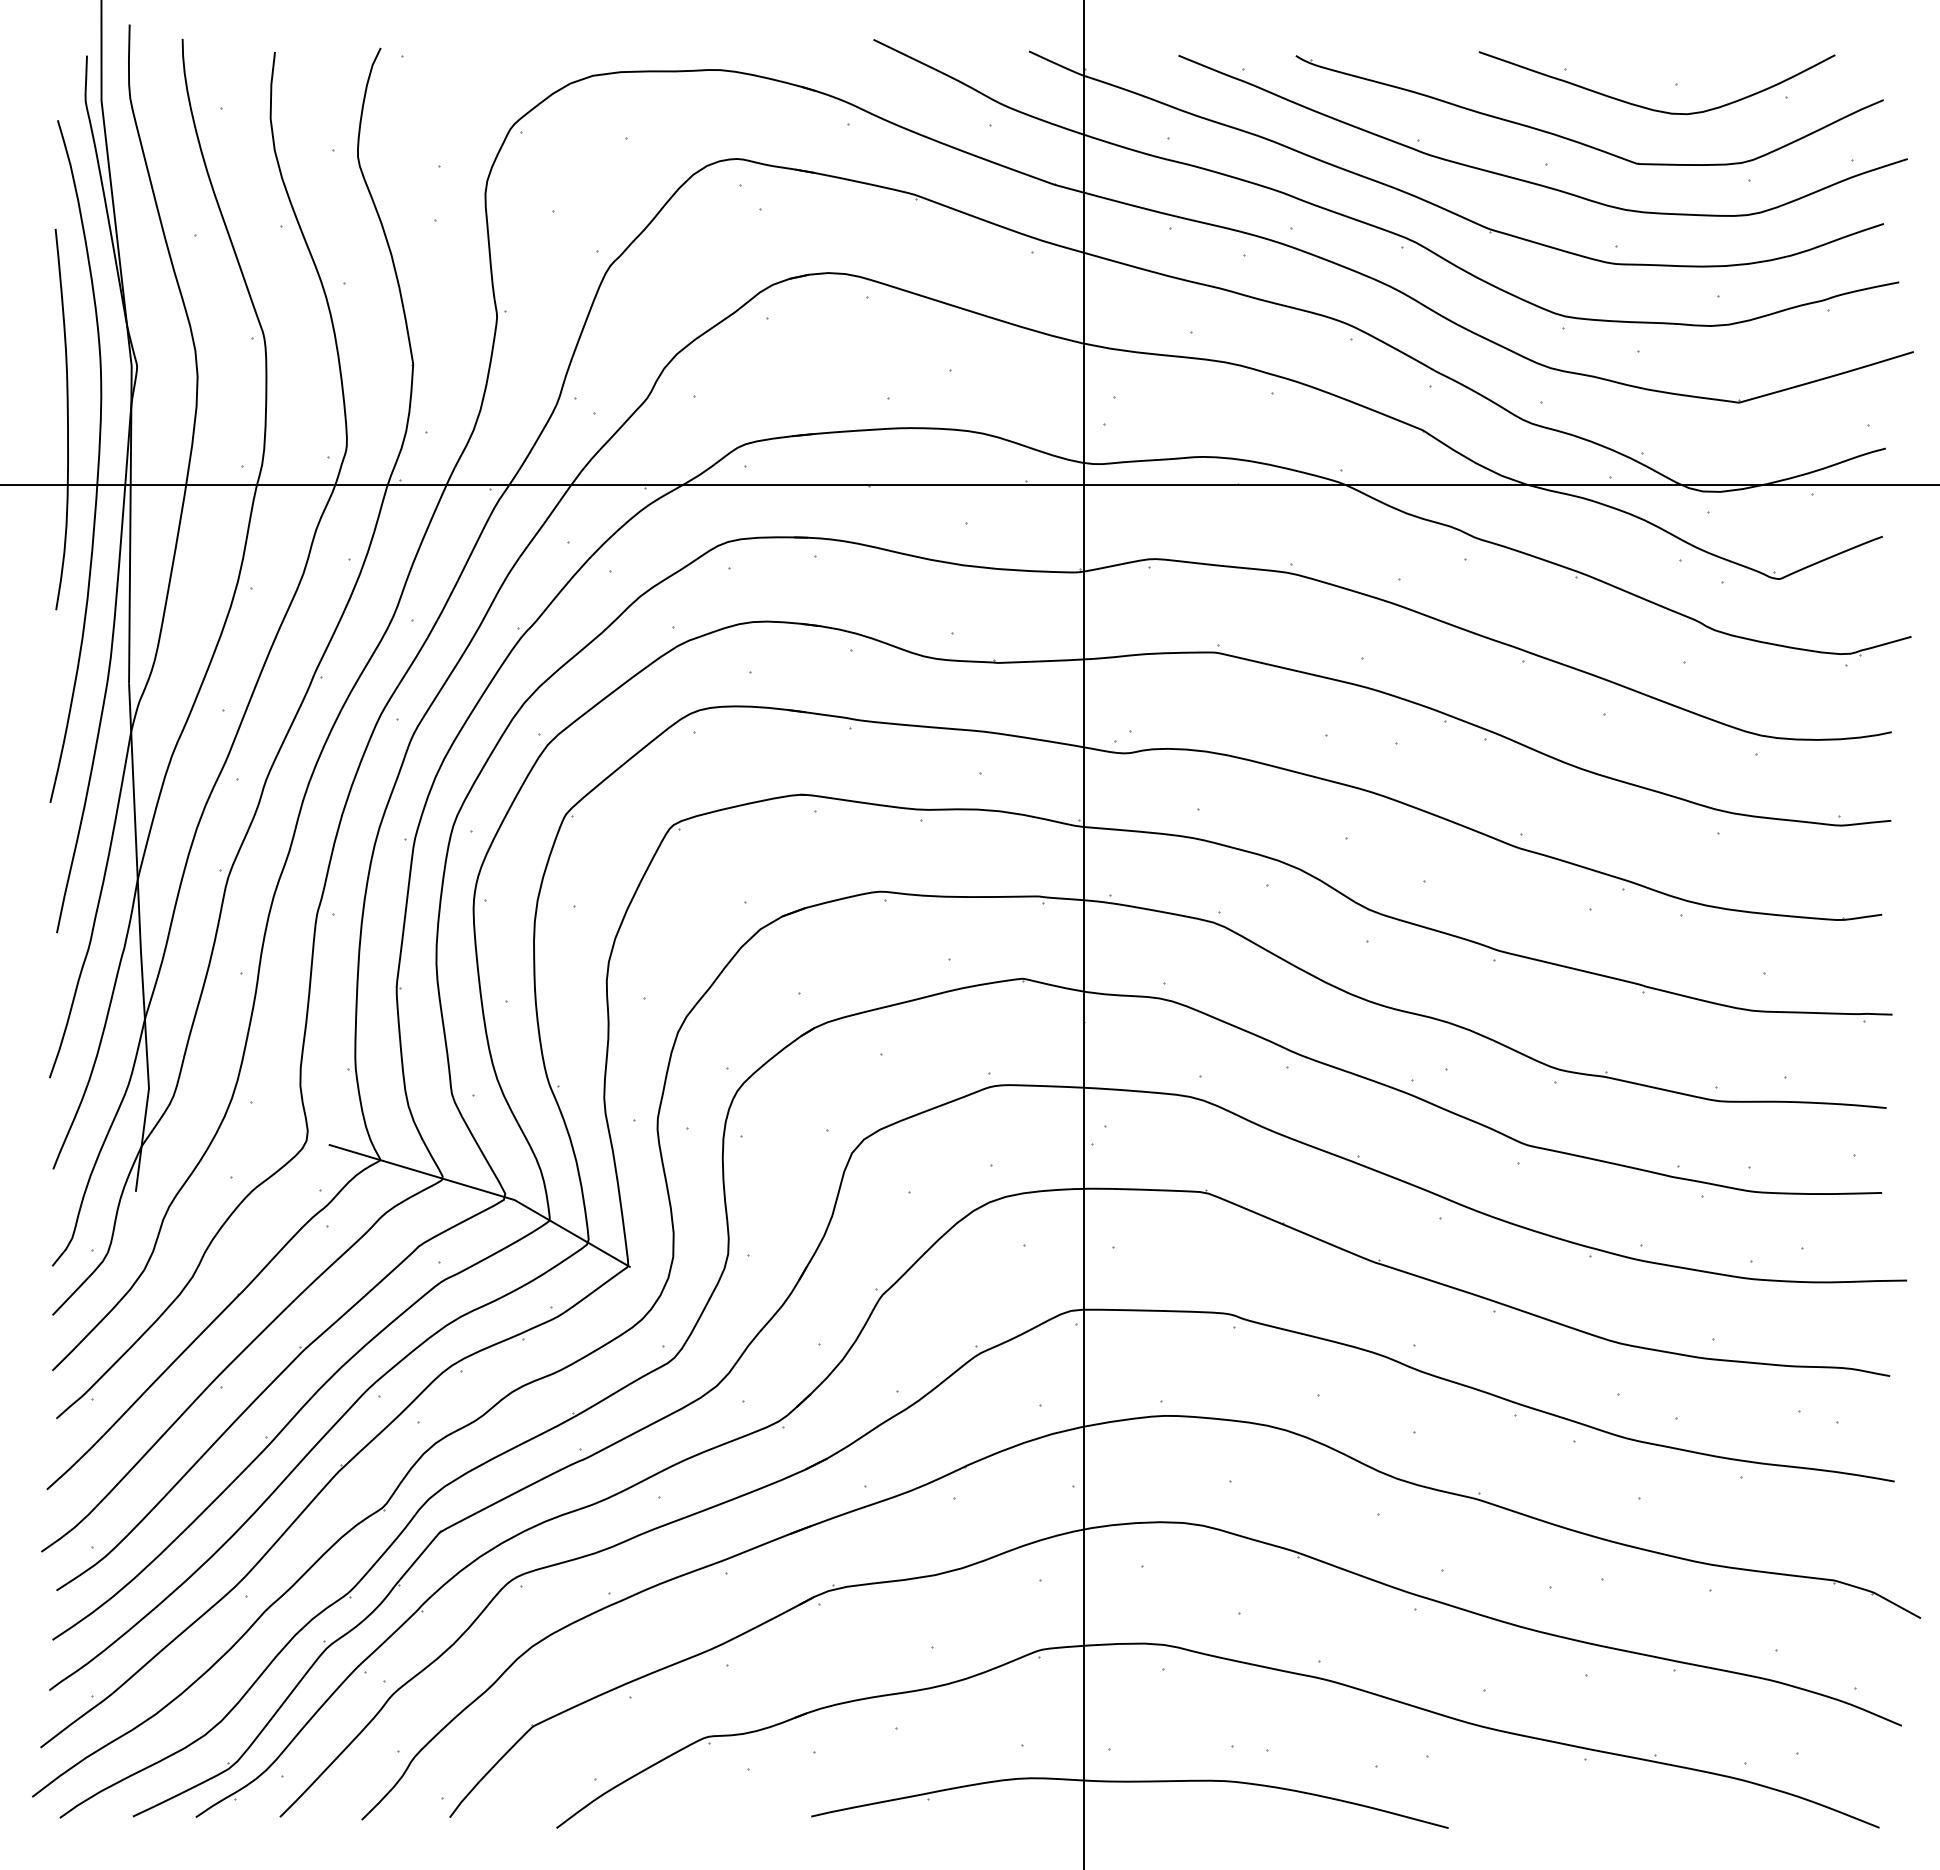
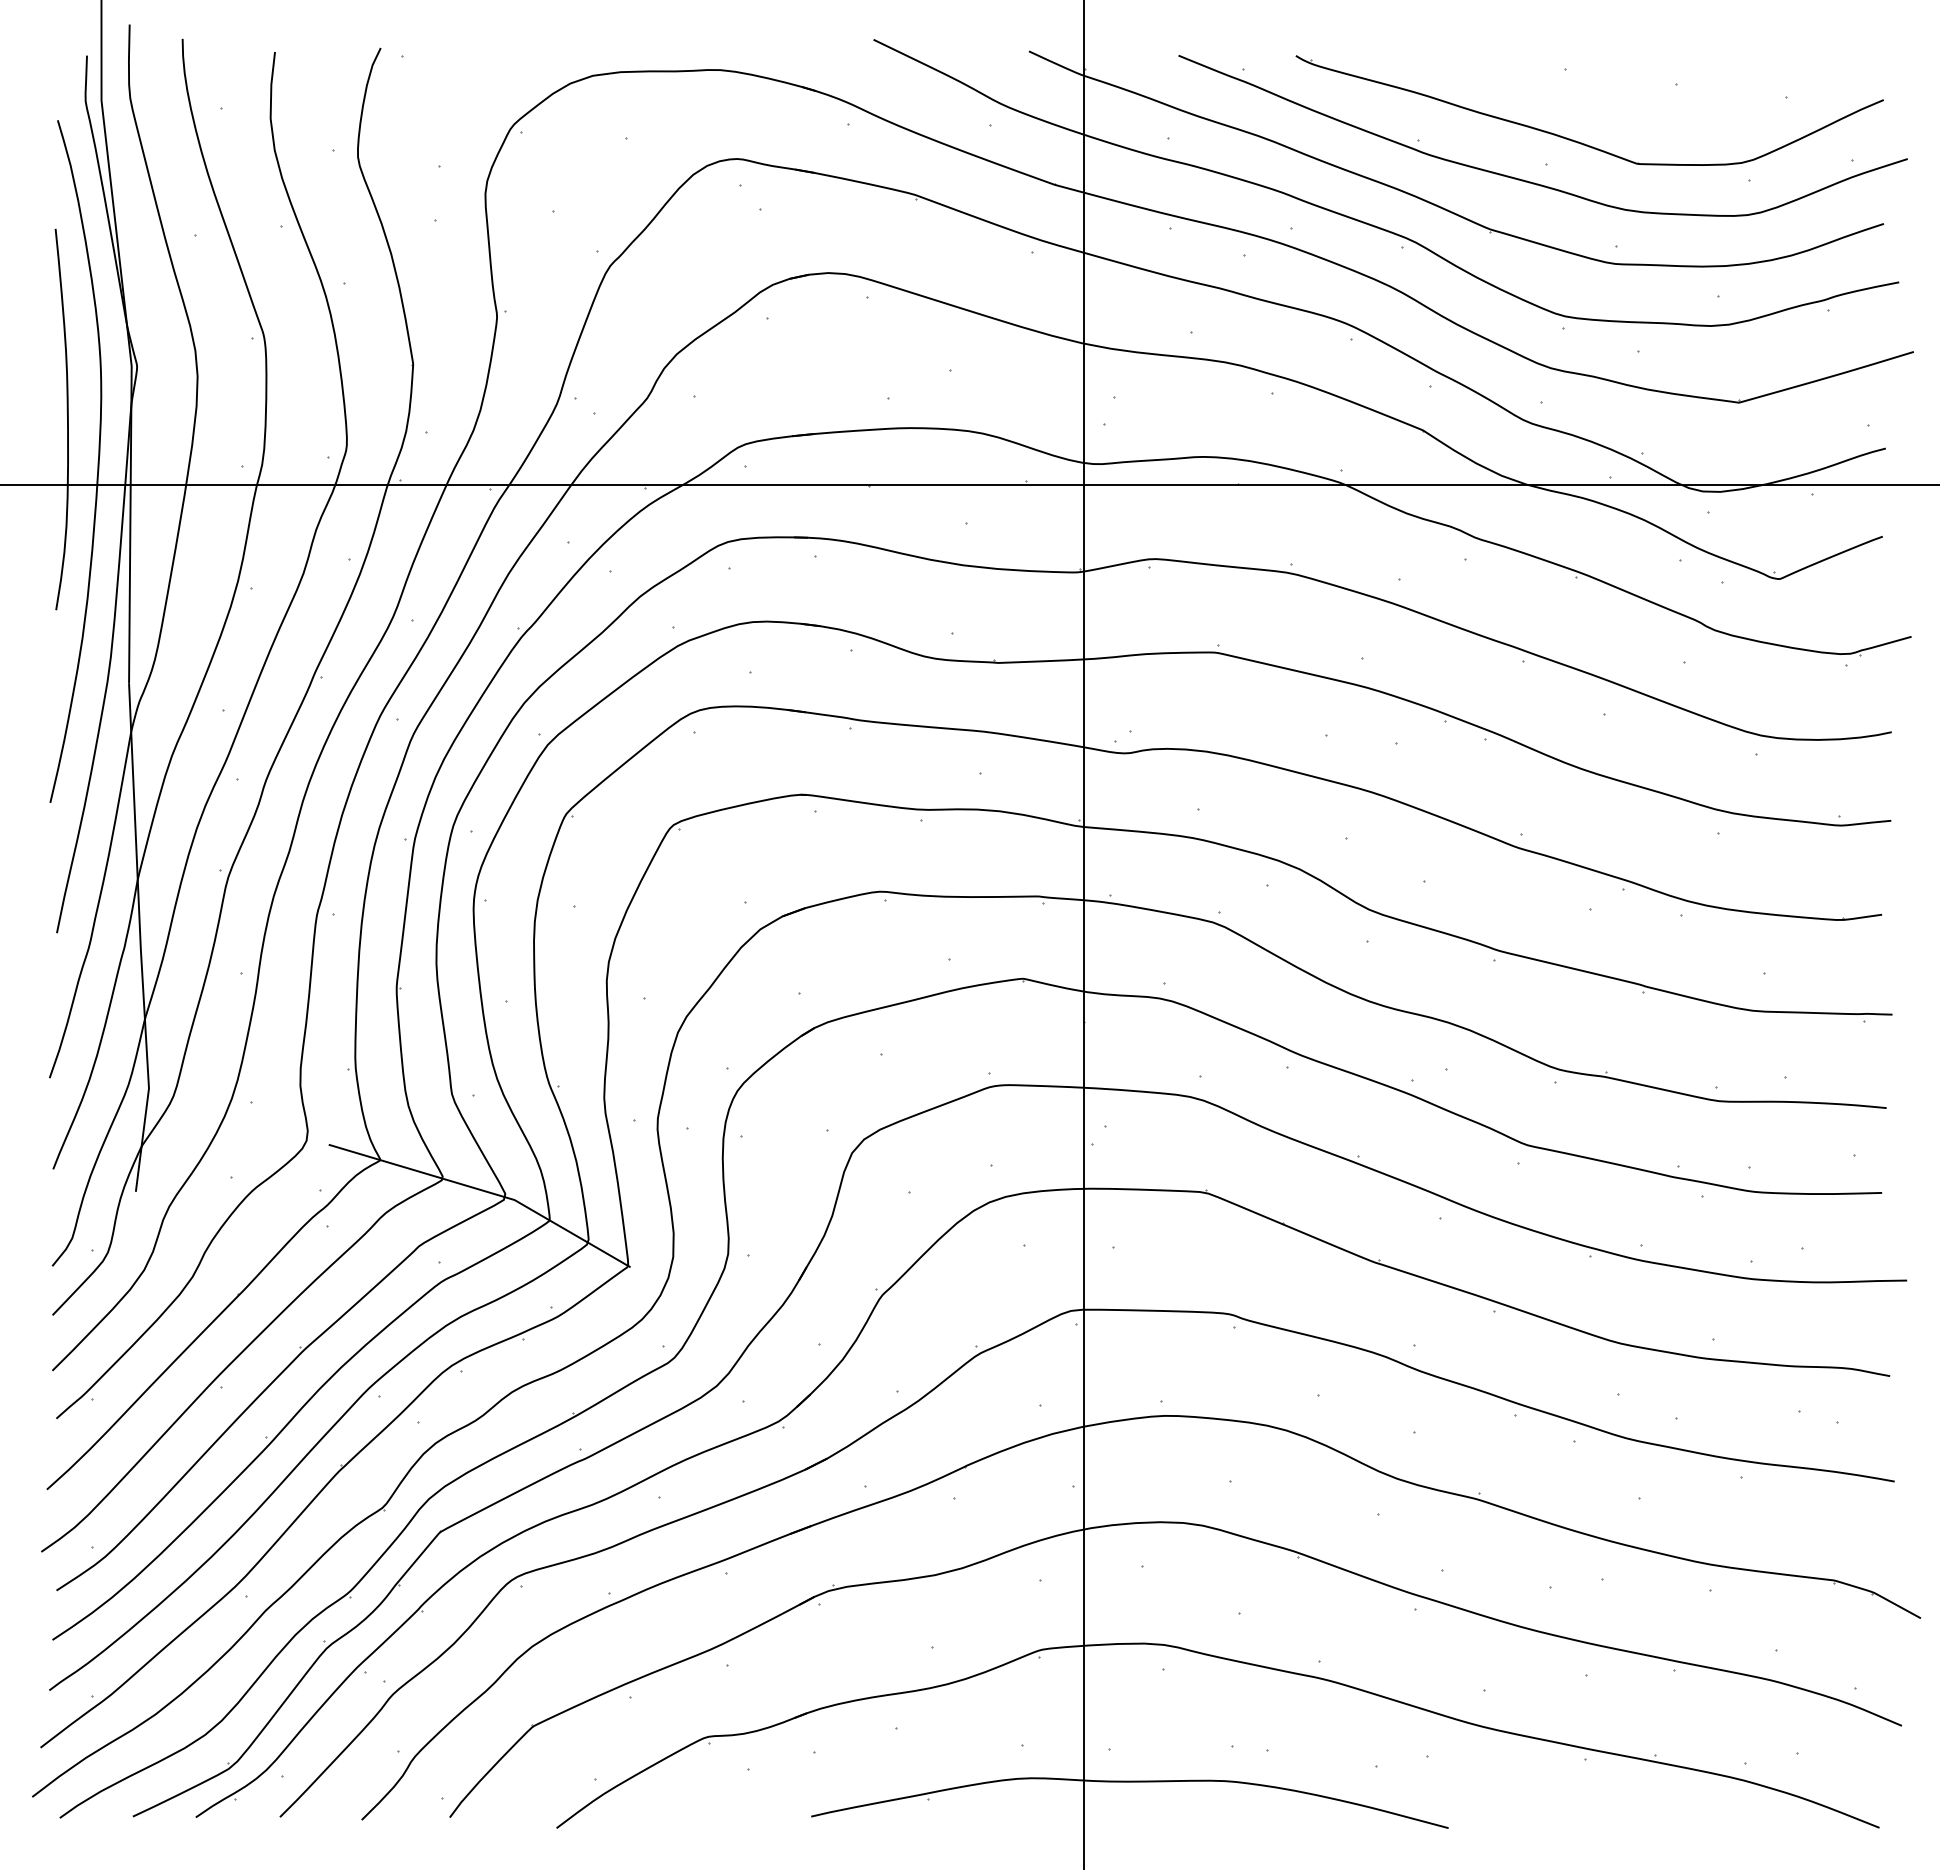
curve: present -> none (1648, 107)
